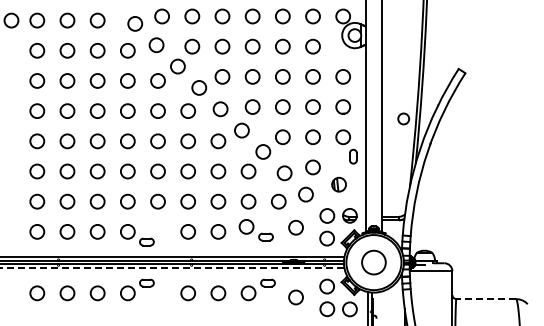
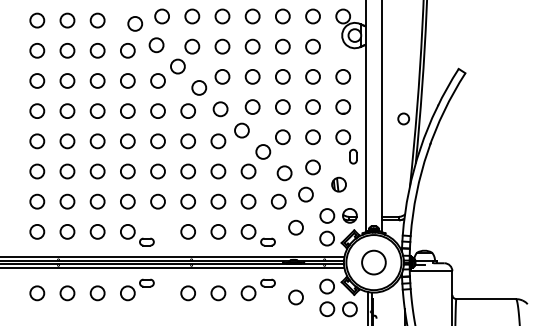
circle: present -> none (11, 20)
part position: (255, 230) -> (257, 235) (257, 235)
line: dashed -> solid (172, 268)
line: dashed -> solid (486, 299)
